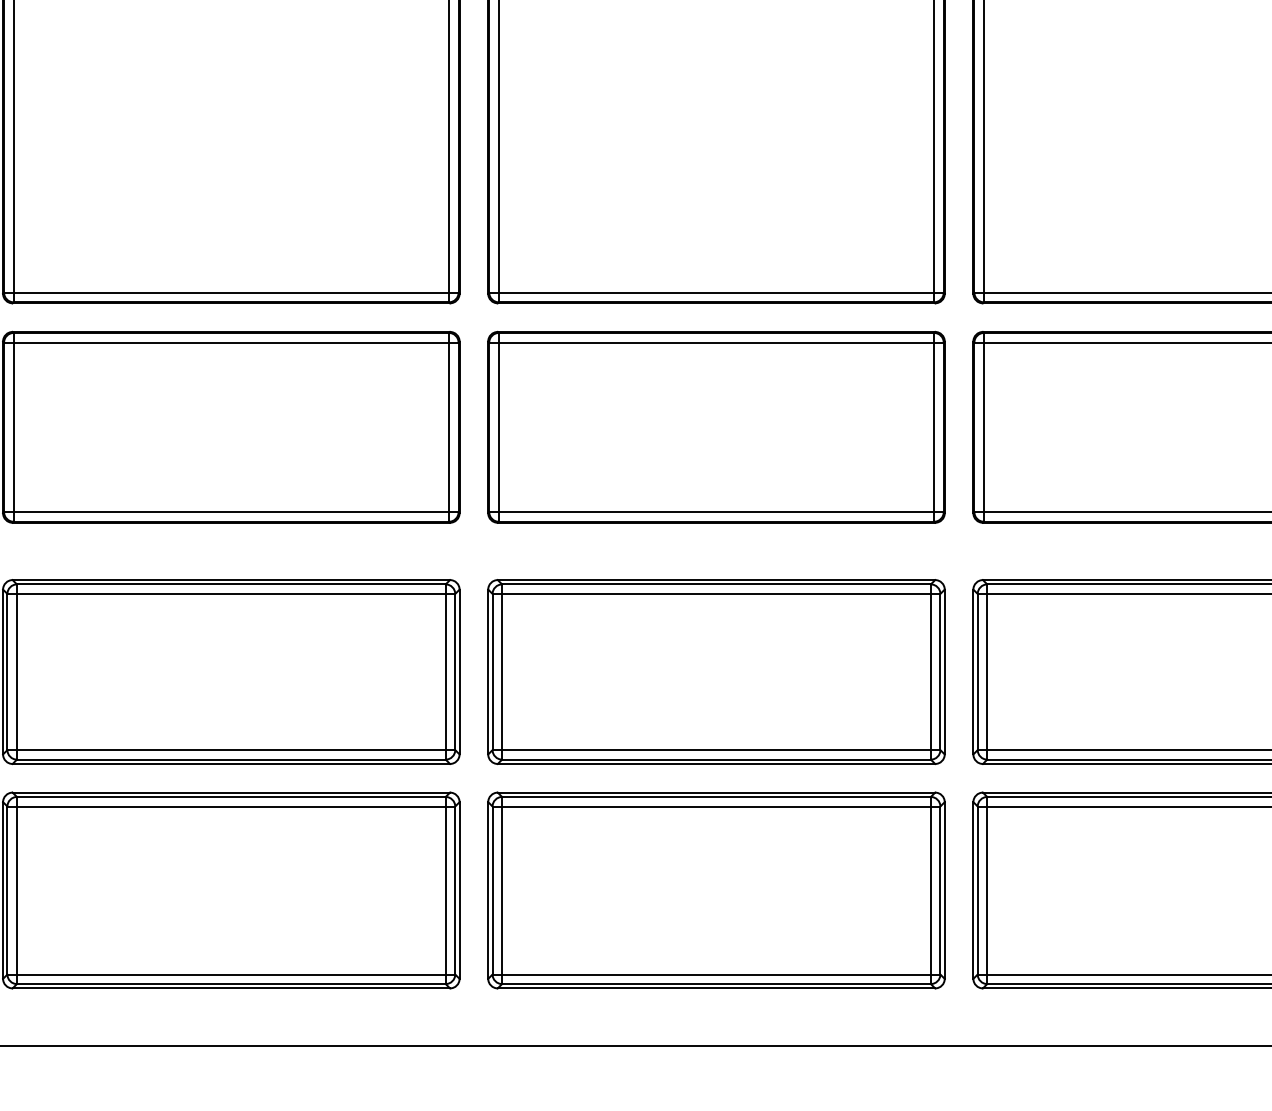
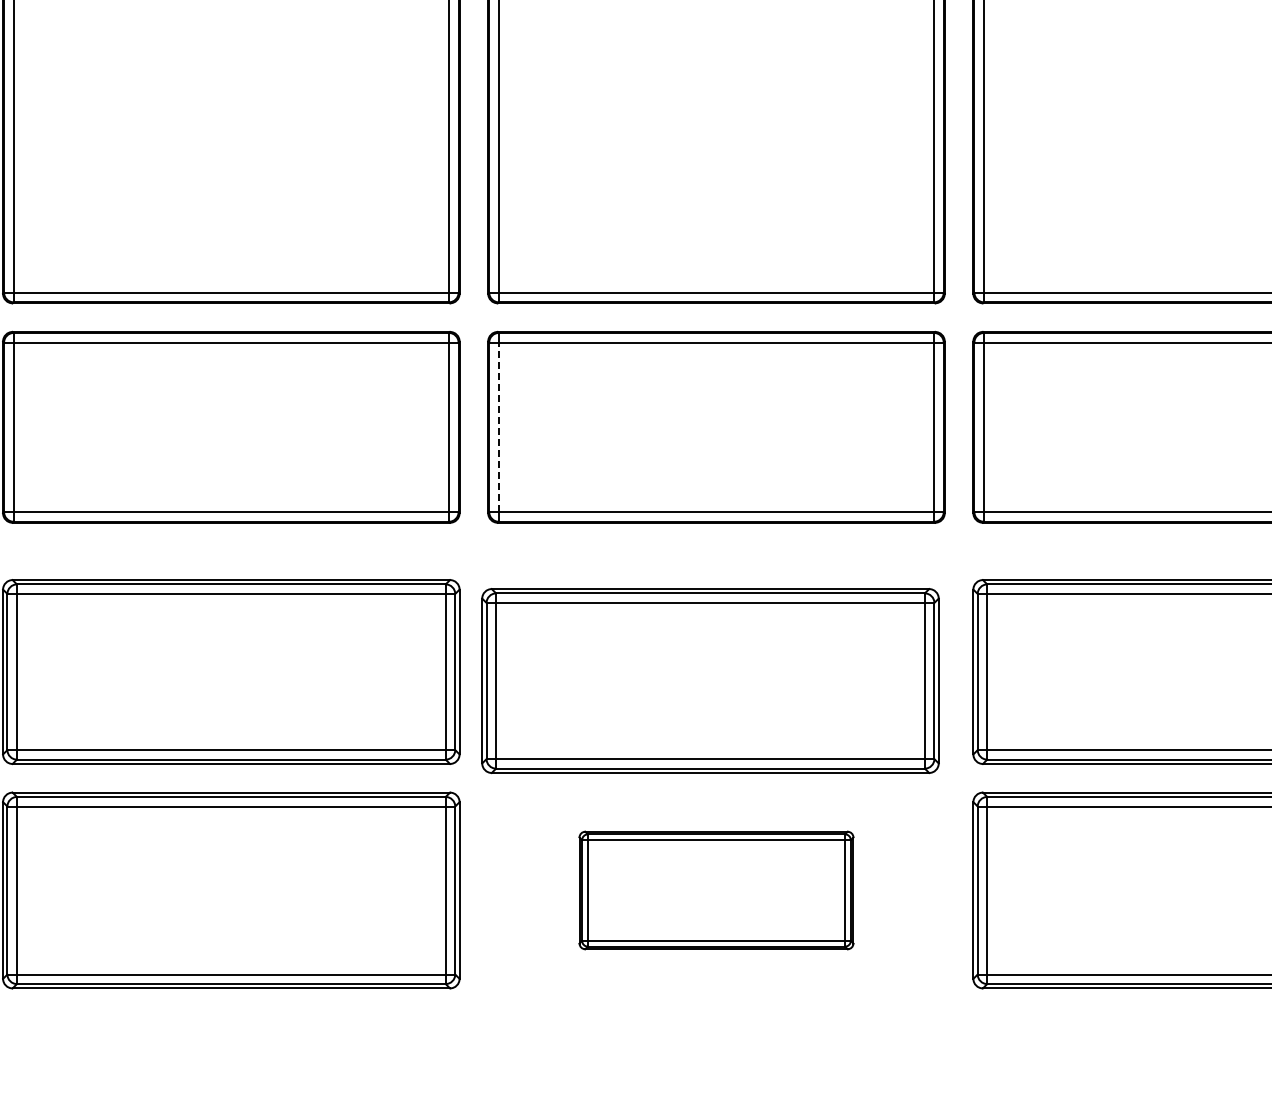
line: solid -> dashed (498, 427)
part position: (716, 671) -> (710, 680) (710, 680)
part size: 459x199 px -> 277x121 px (716, 890)
line: present -> none (635, 1045)
